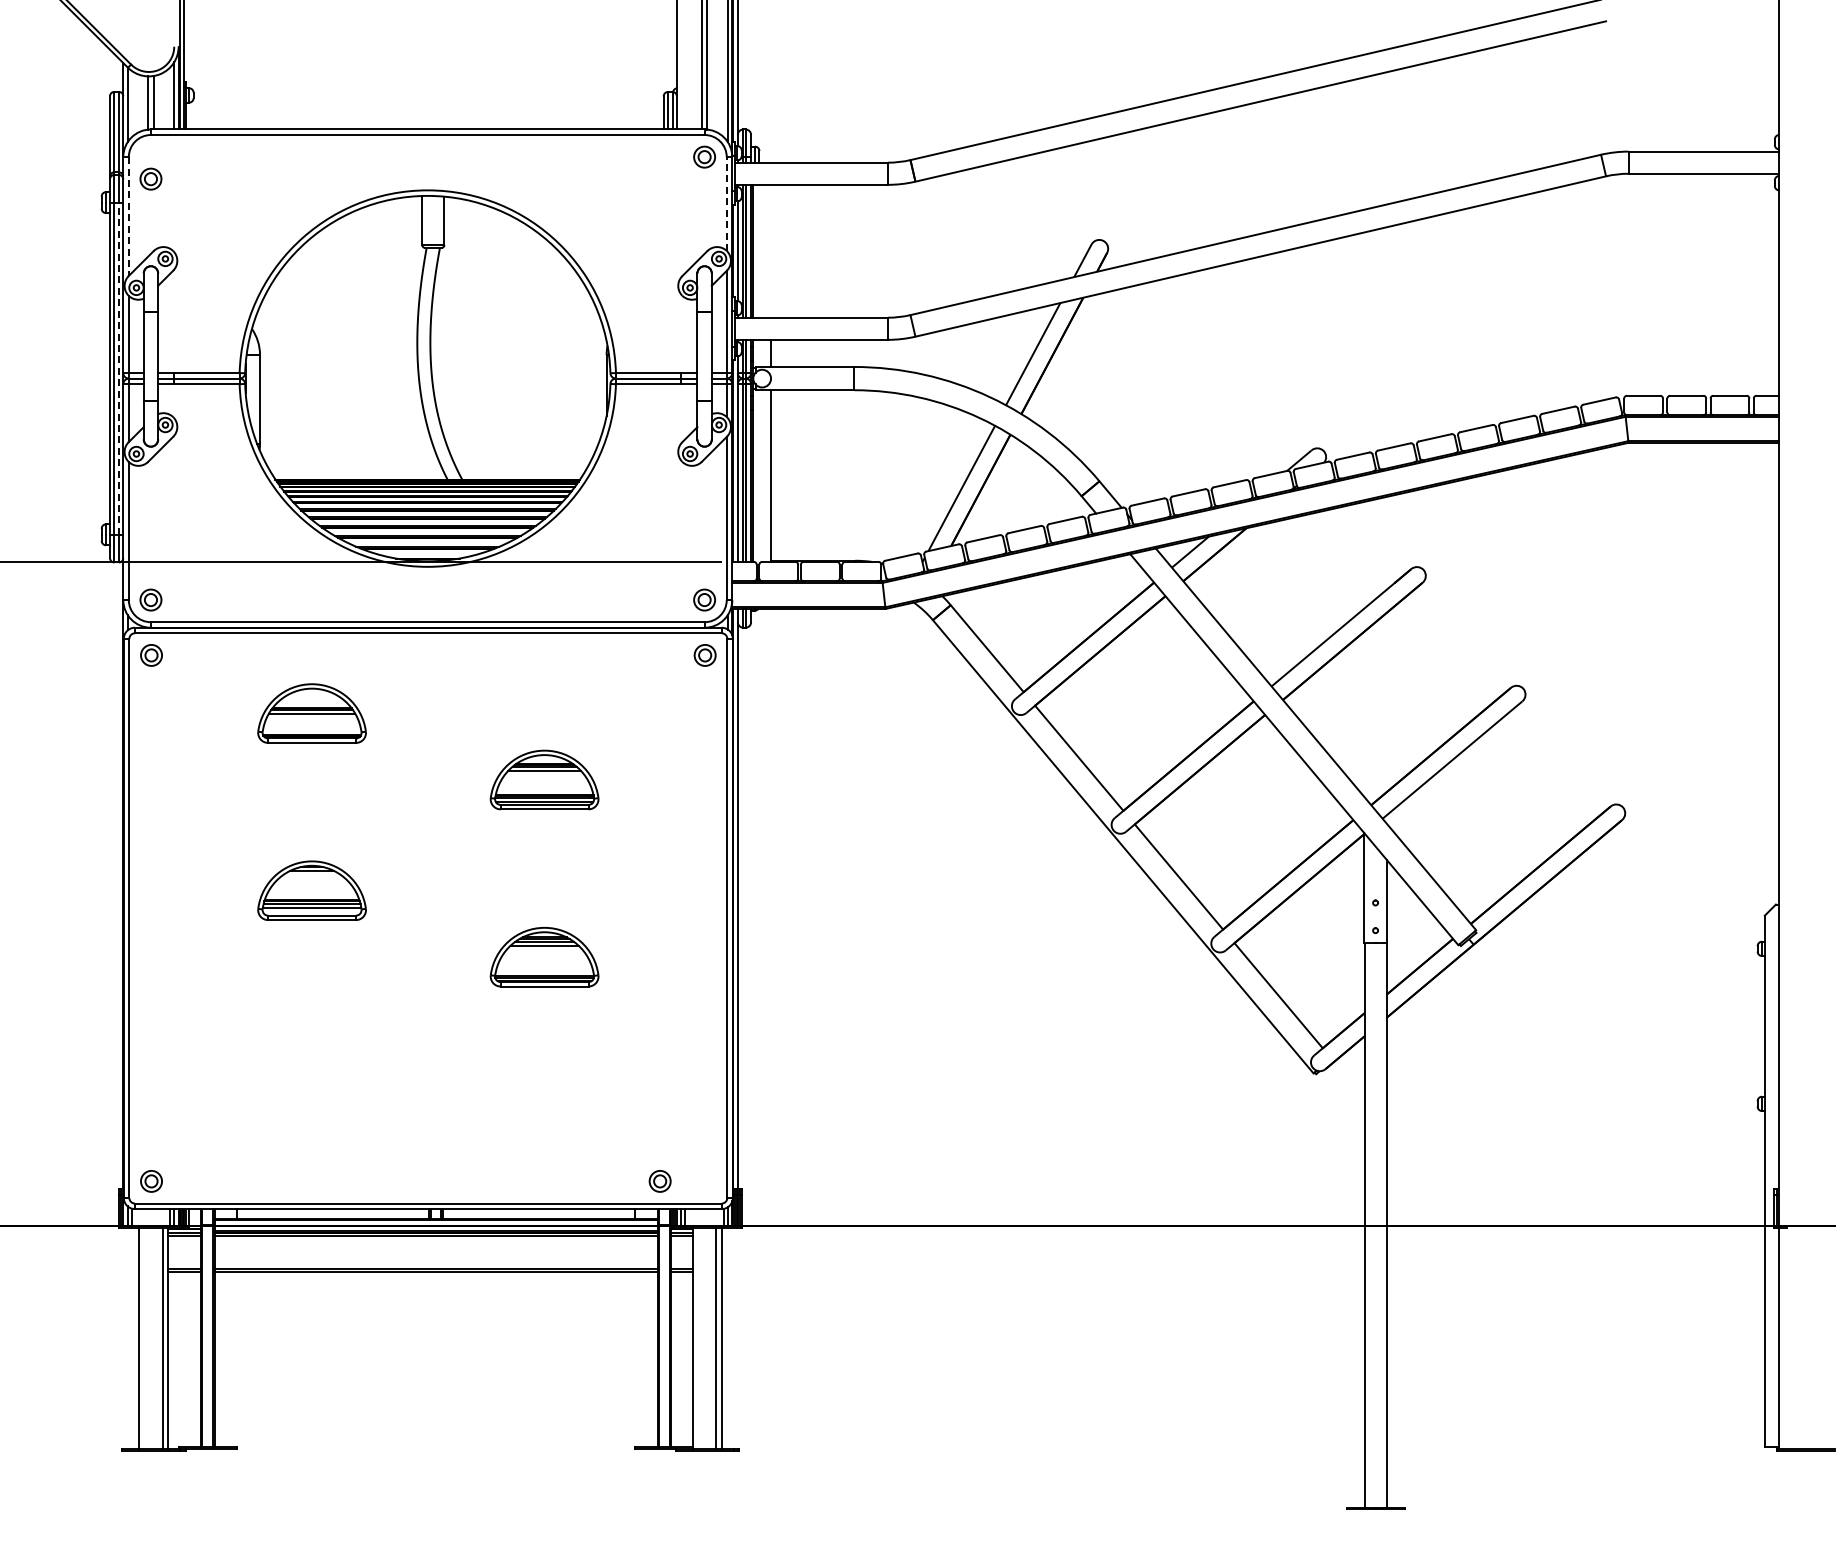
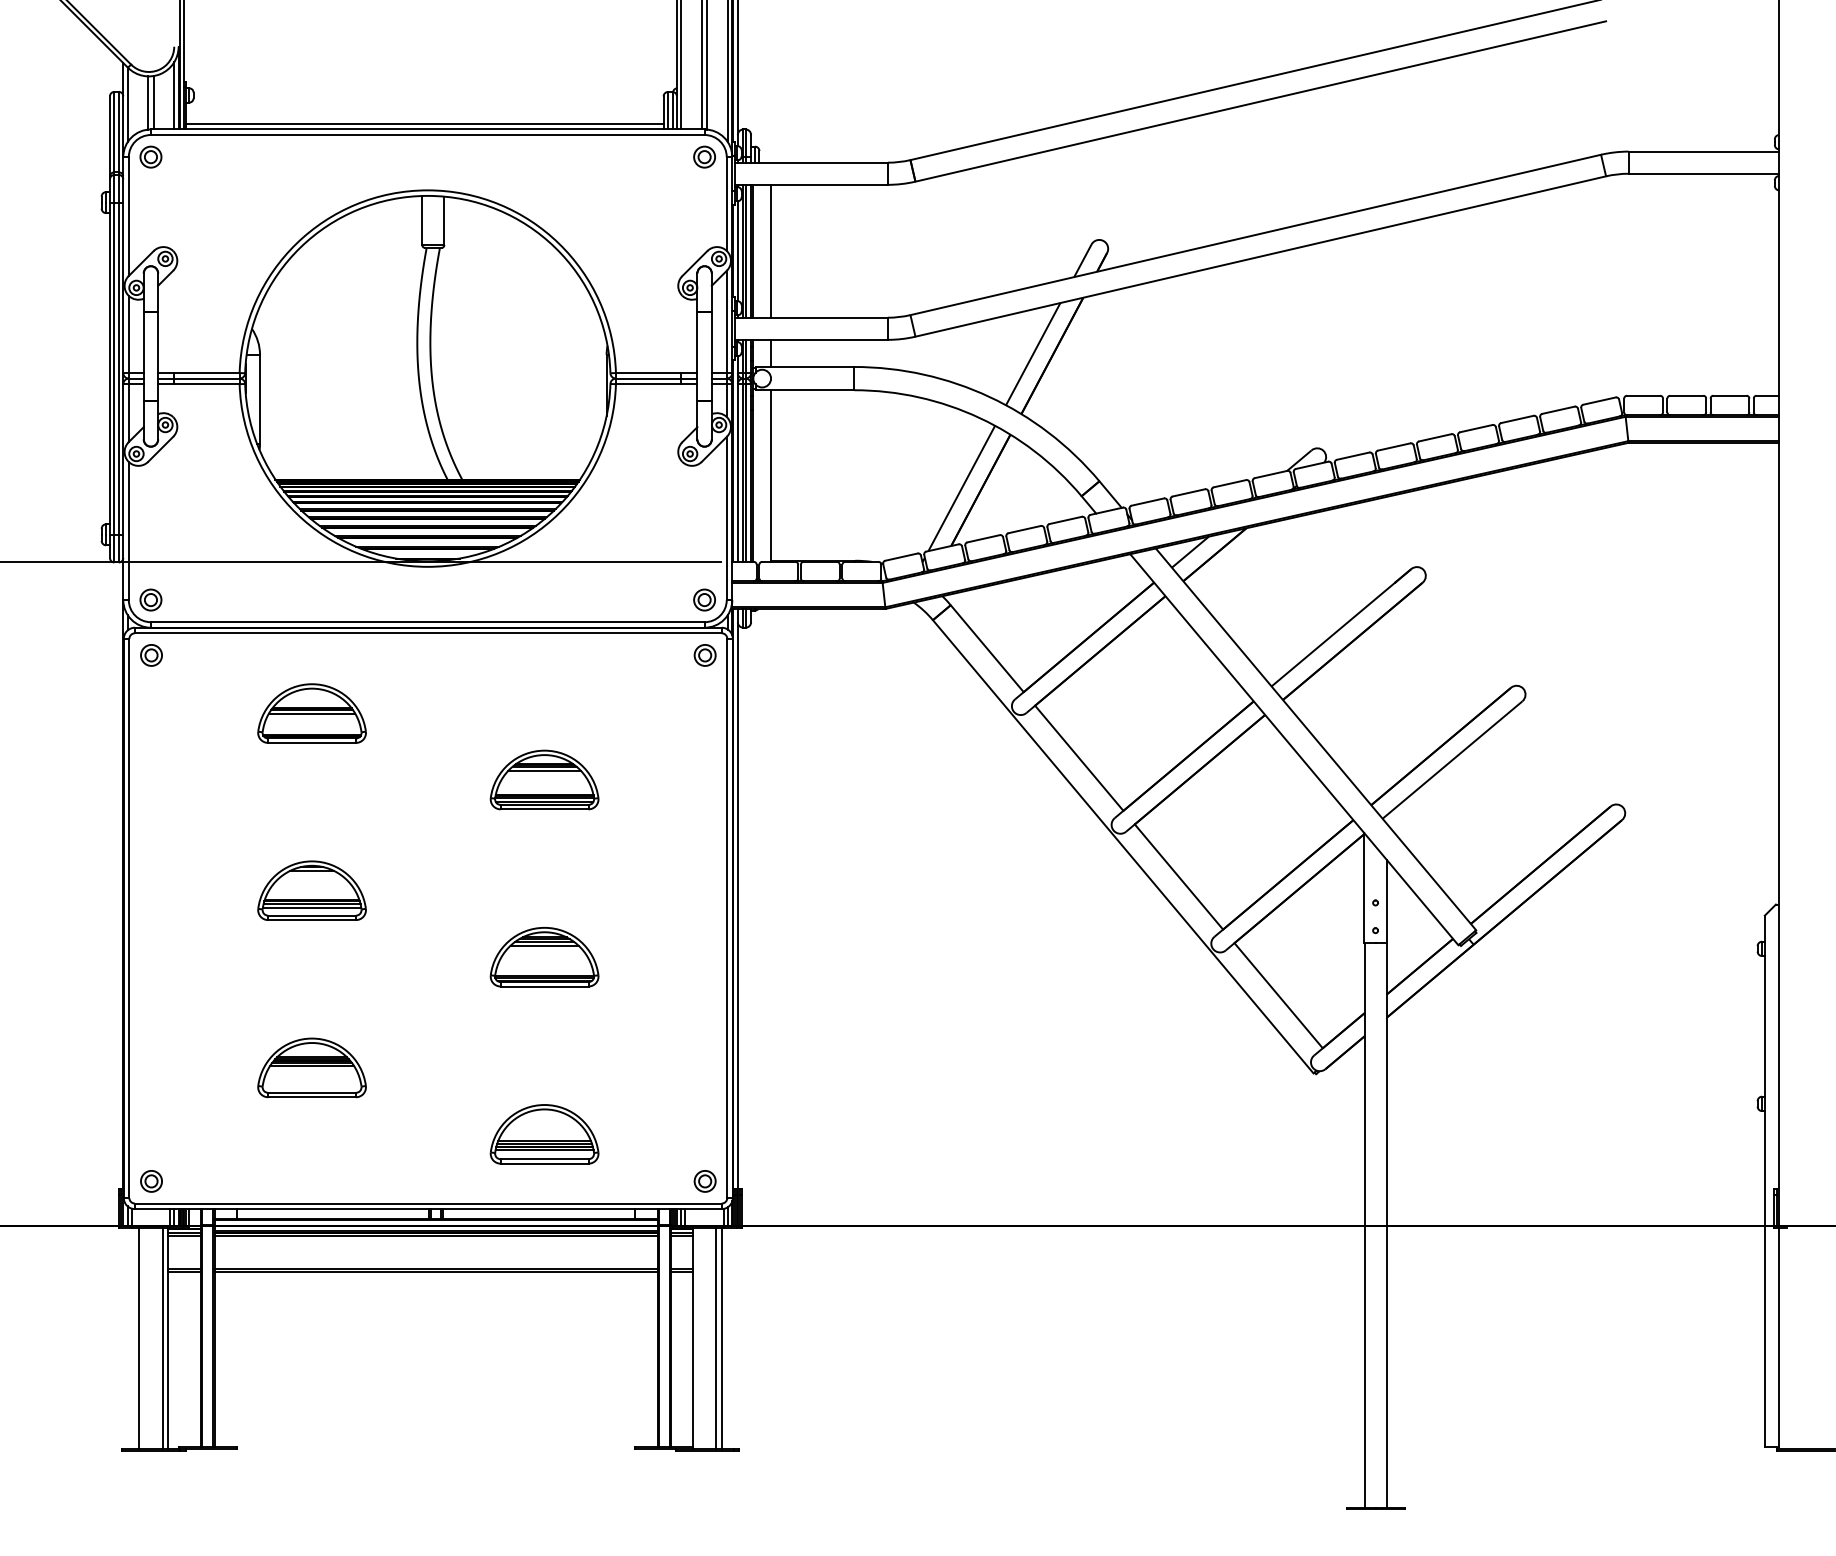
line: none -> present (681, 65)
line: none -> present (424, 123)
part position: (150, 178) -> (150, 156) (150, 156)
line: dashed -> solid (726, 204)
line: dashed -> solid (128, 217)
line: none -> present (771, 250)
line: dashed -> solid (118, 368)
part: none -> present (311, 1067)
part: none -> present (544, 1134)
part position: (659, 1181) -> (704, 1181) (704, 1181)
